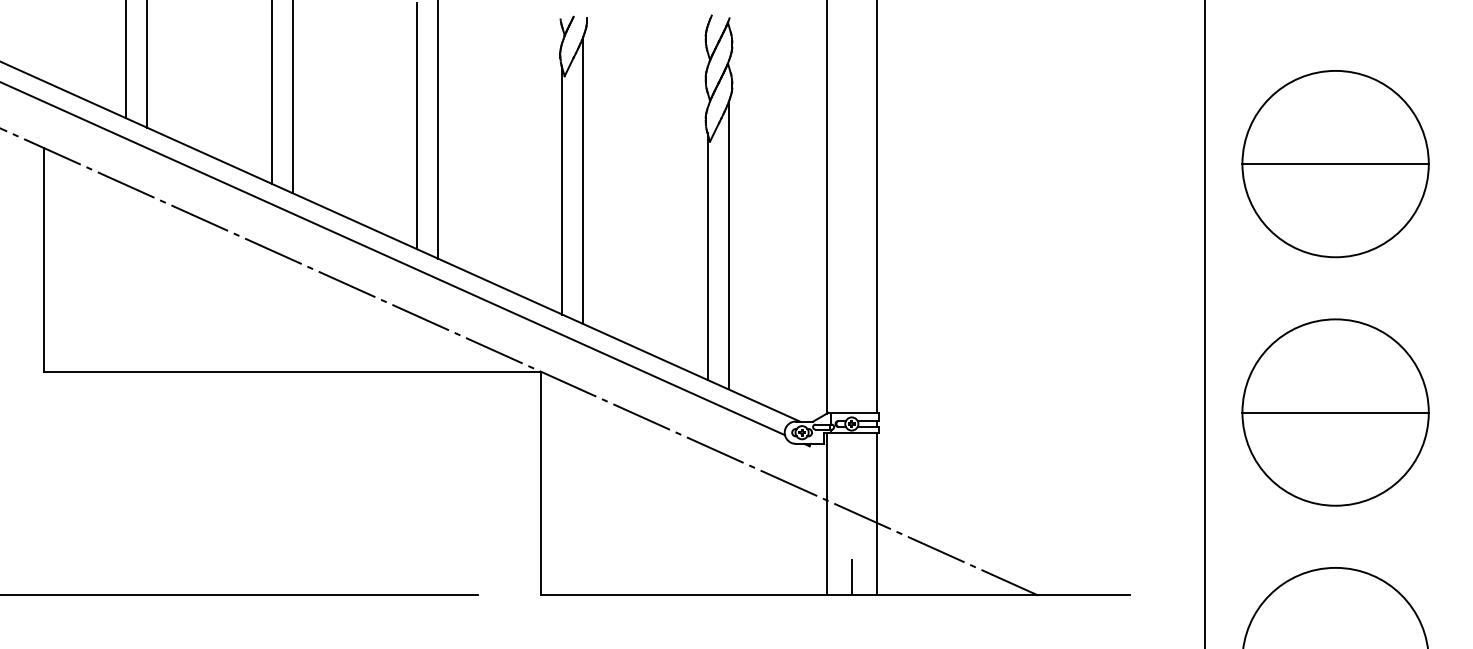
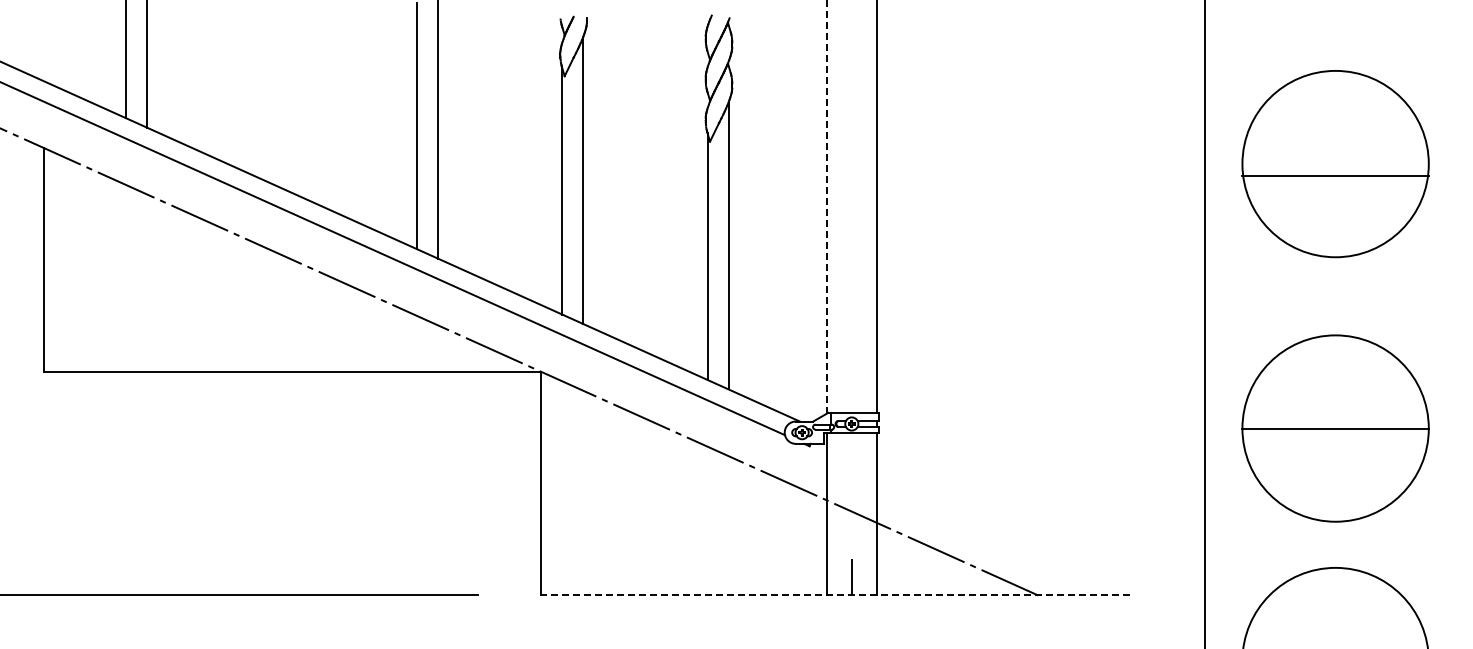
line: present -> none (271, 92)
line: present -> none (292, 97)
line position: (1335, 164) -> (1335, 176) (1335, 176)
line: solid -> dashed (826, 206)
part position: (1335, 412) -> (1335, 428) (1335, 428)
line: solid -> dashed (835, 595)
